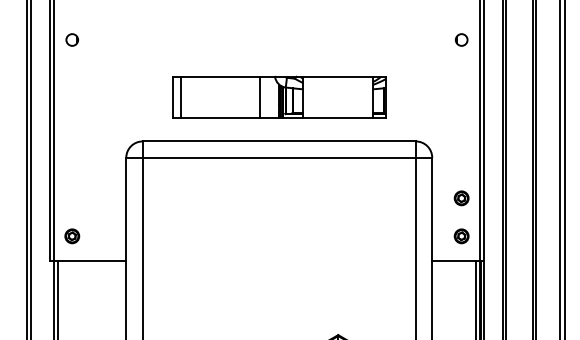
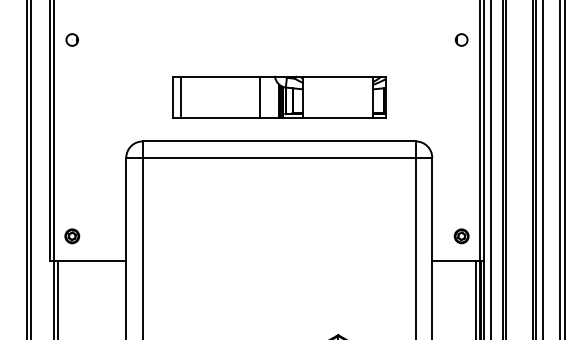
line: none -> present (491, 169)
line: none -> present (542, 169)
part: present -> none (461, 198)
